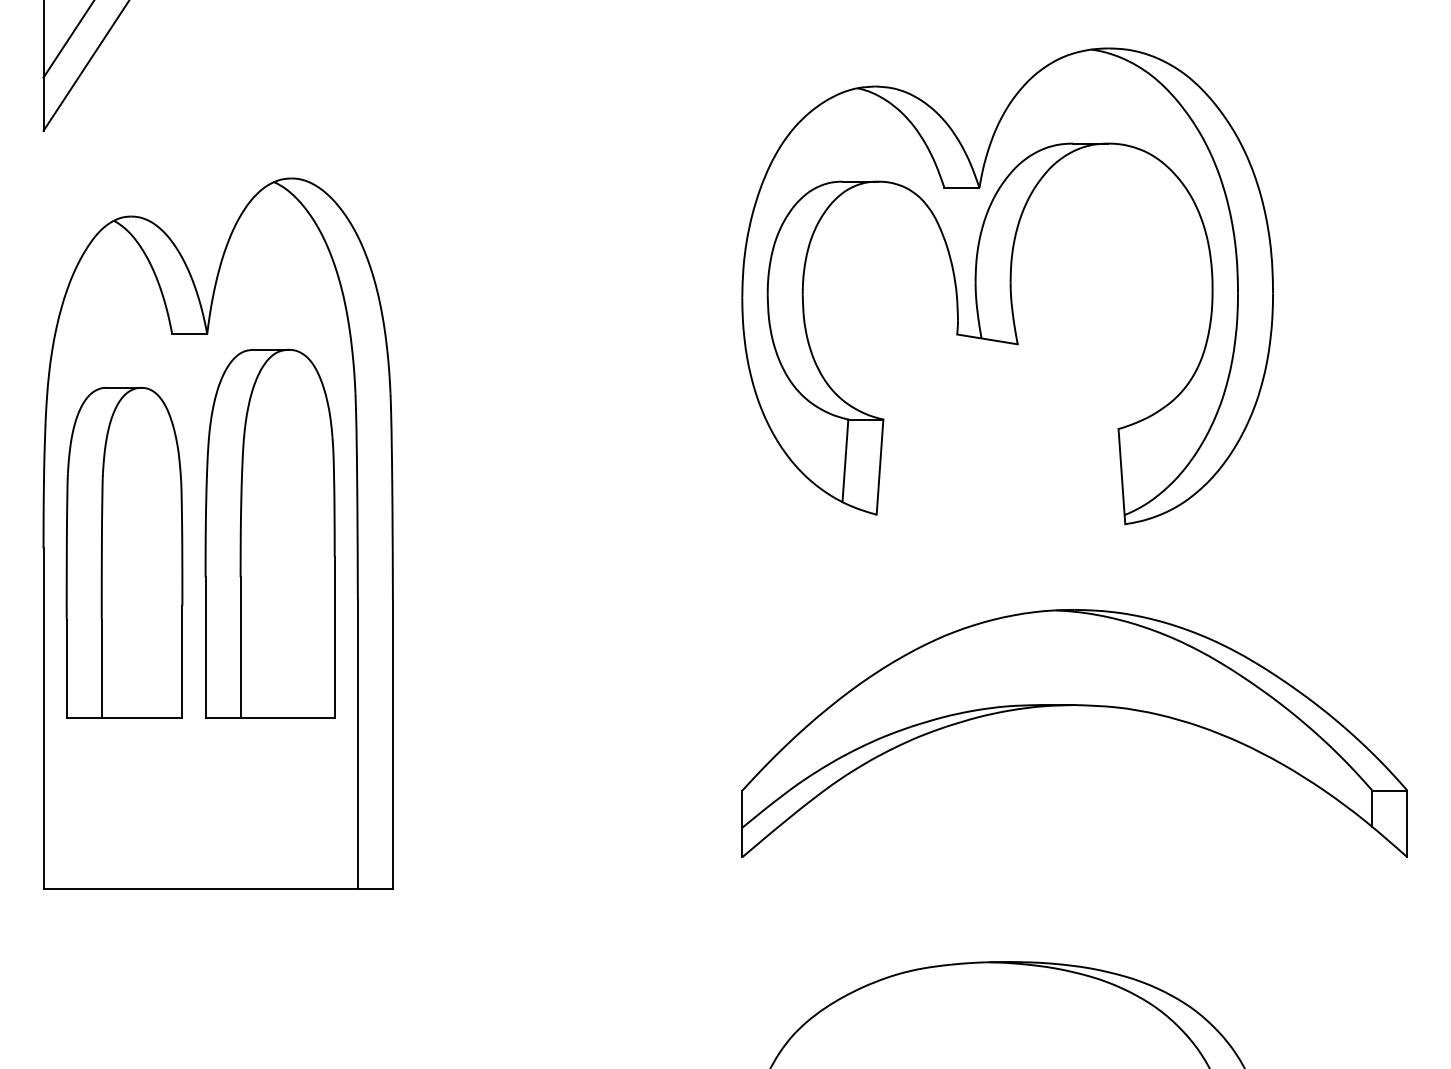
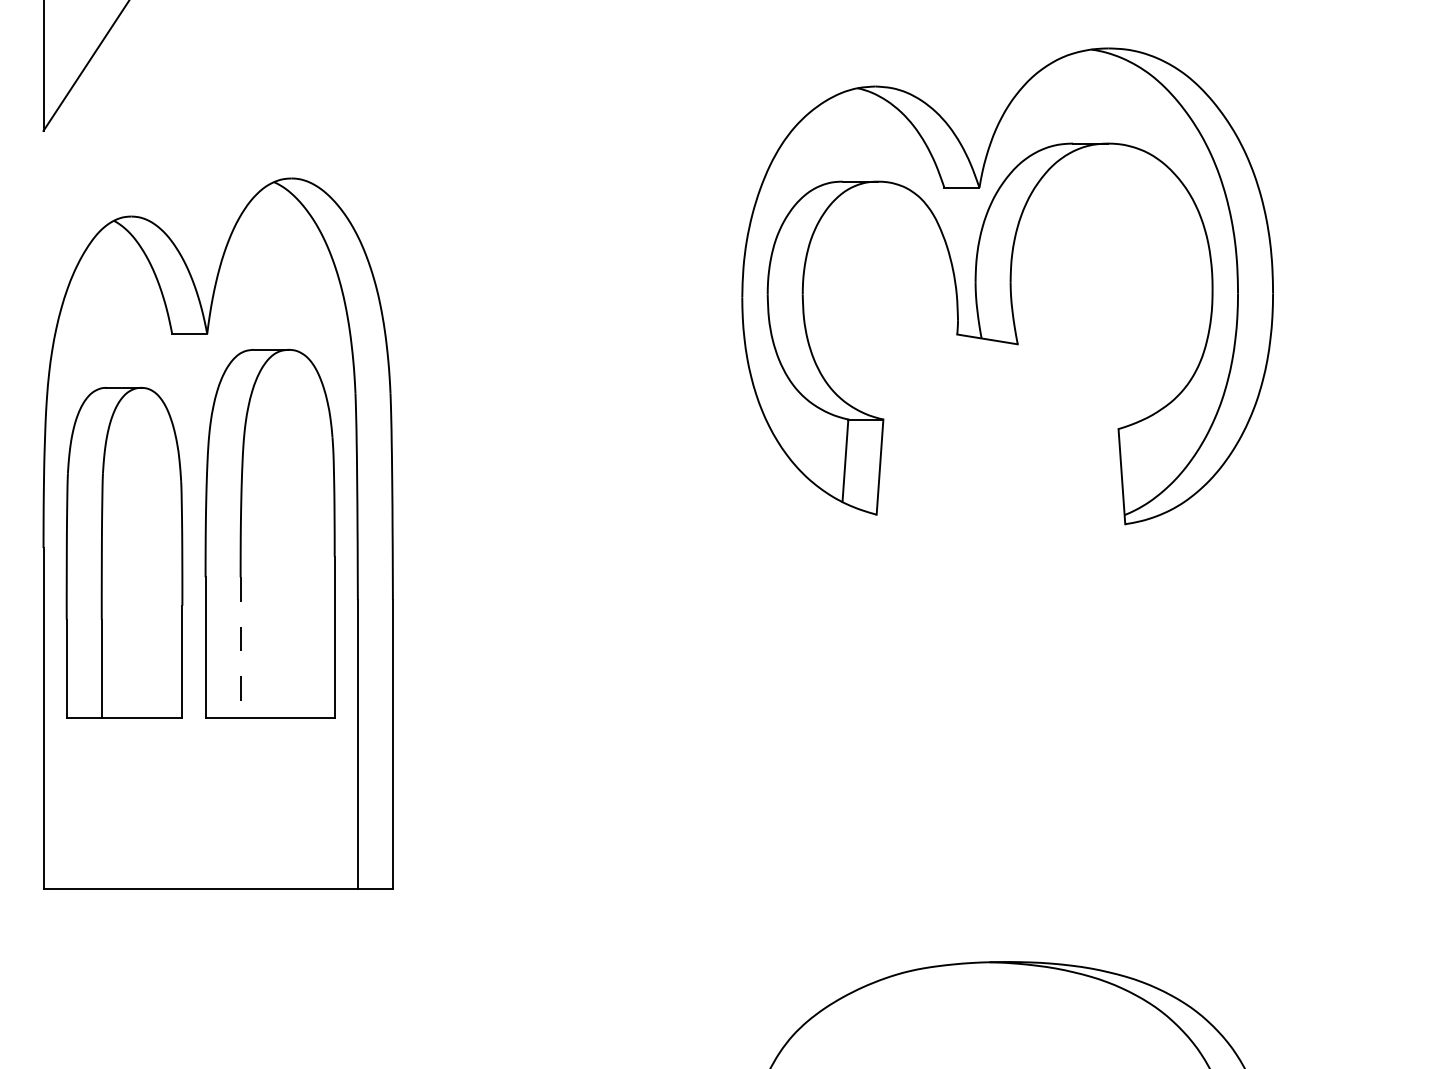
line: present -> none (68, 39)
line: solid -> dashed (240, 647)
part: present -> none (1078, 706)
